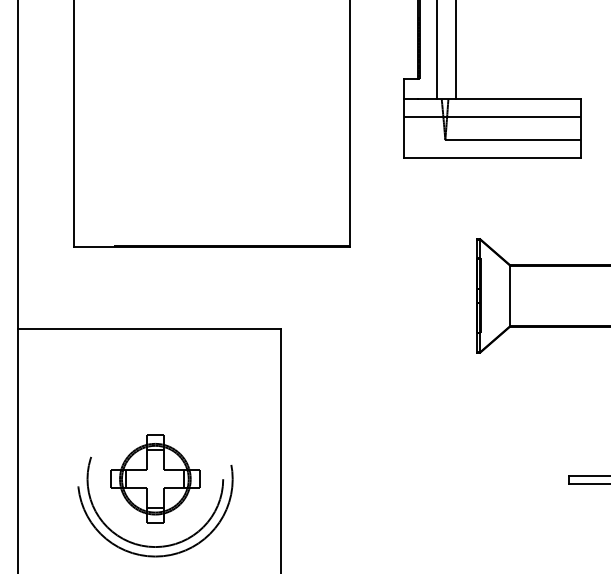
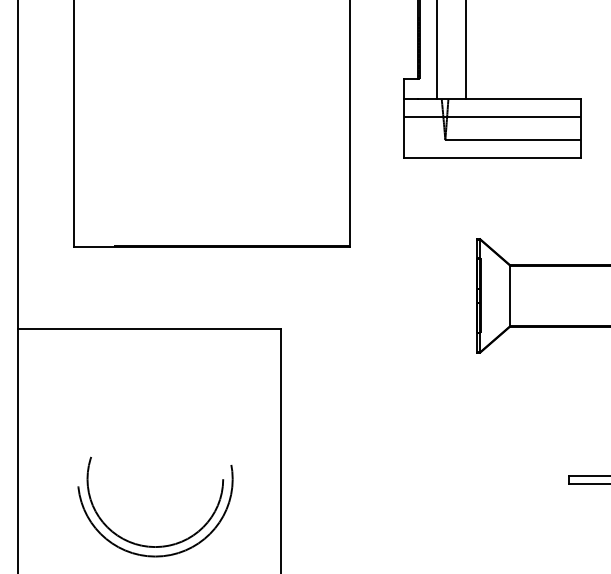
line position: (455, 50) -> (465, 50) (465, 50)
part: present -> none (155, 478)
